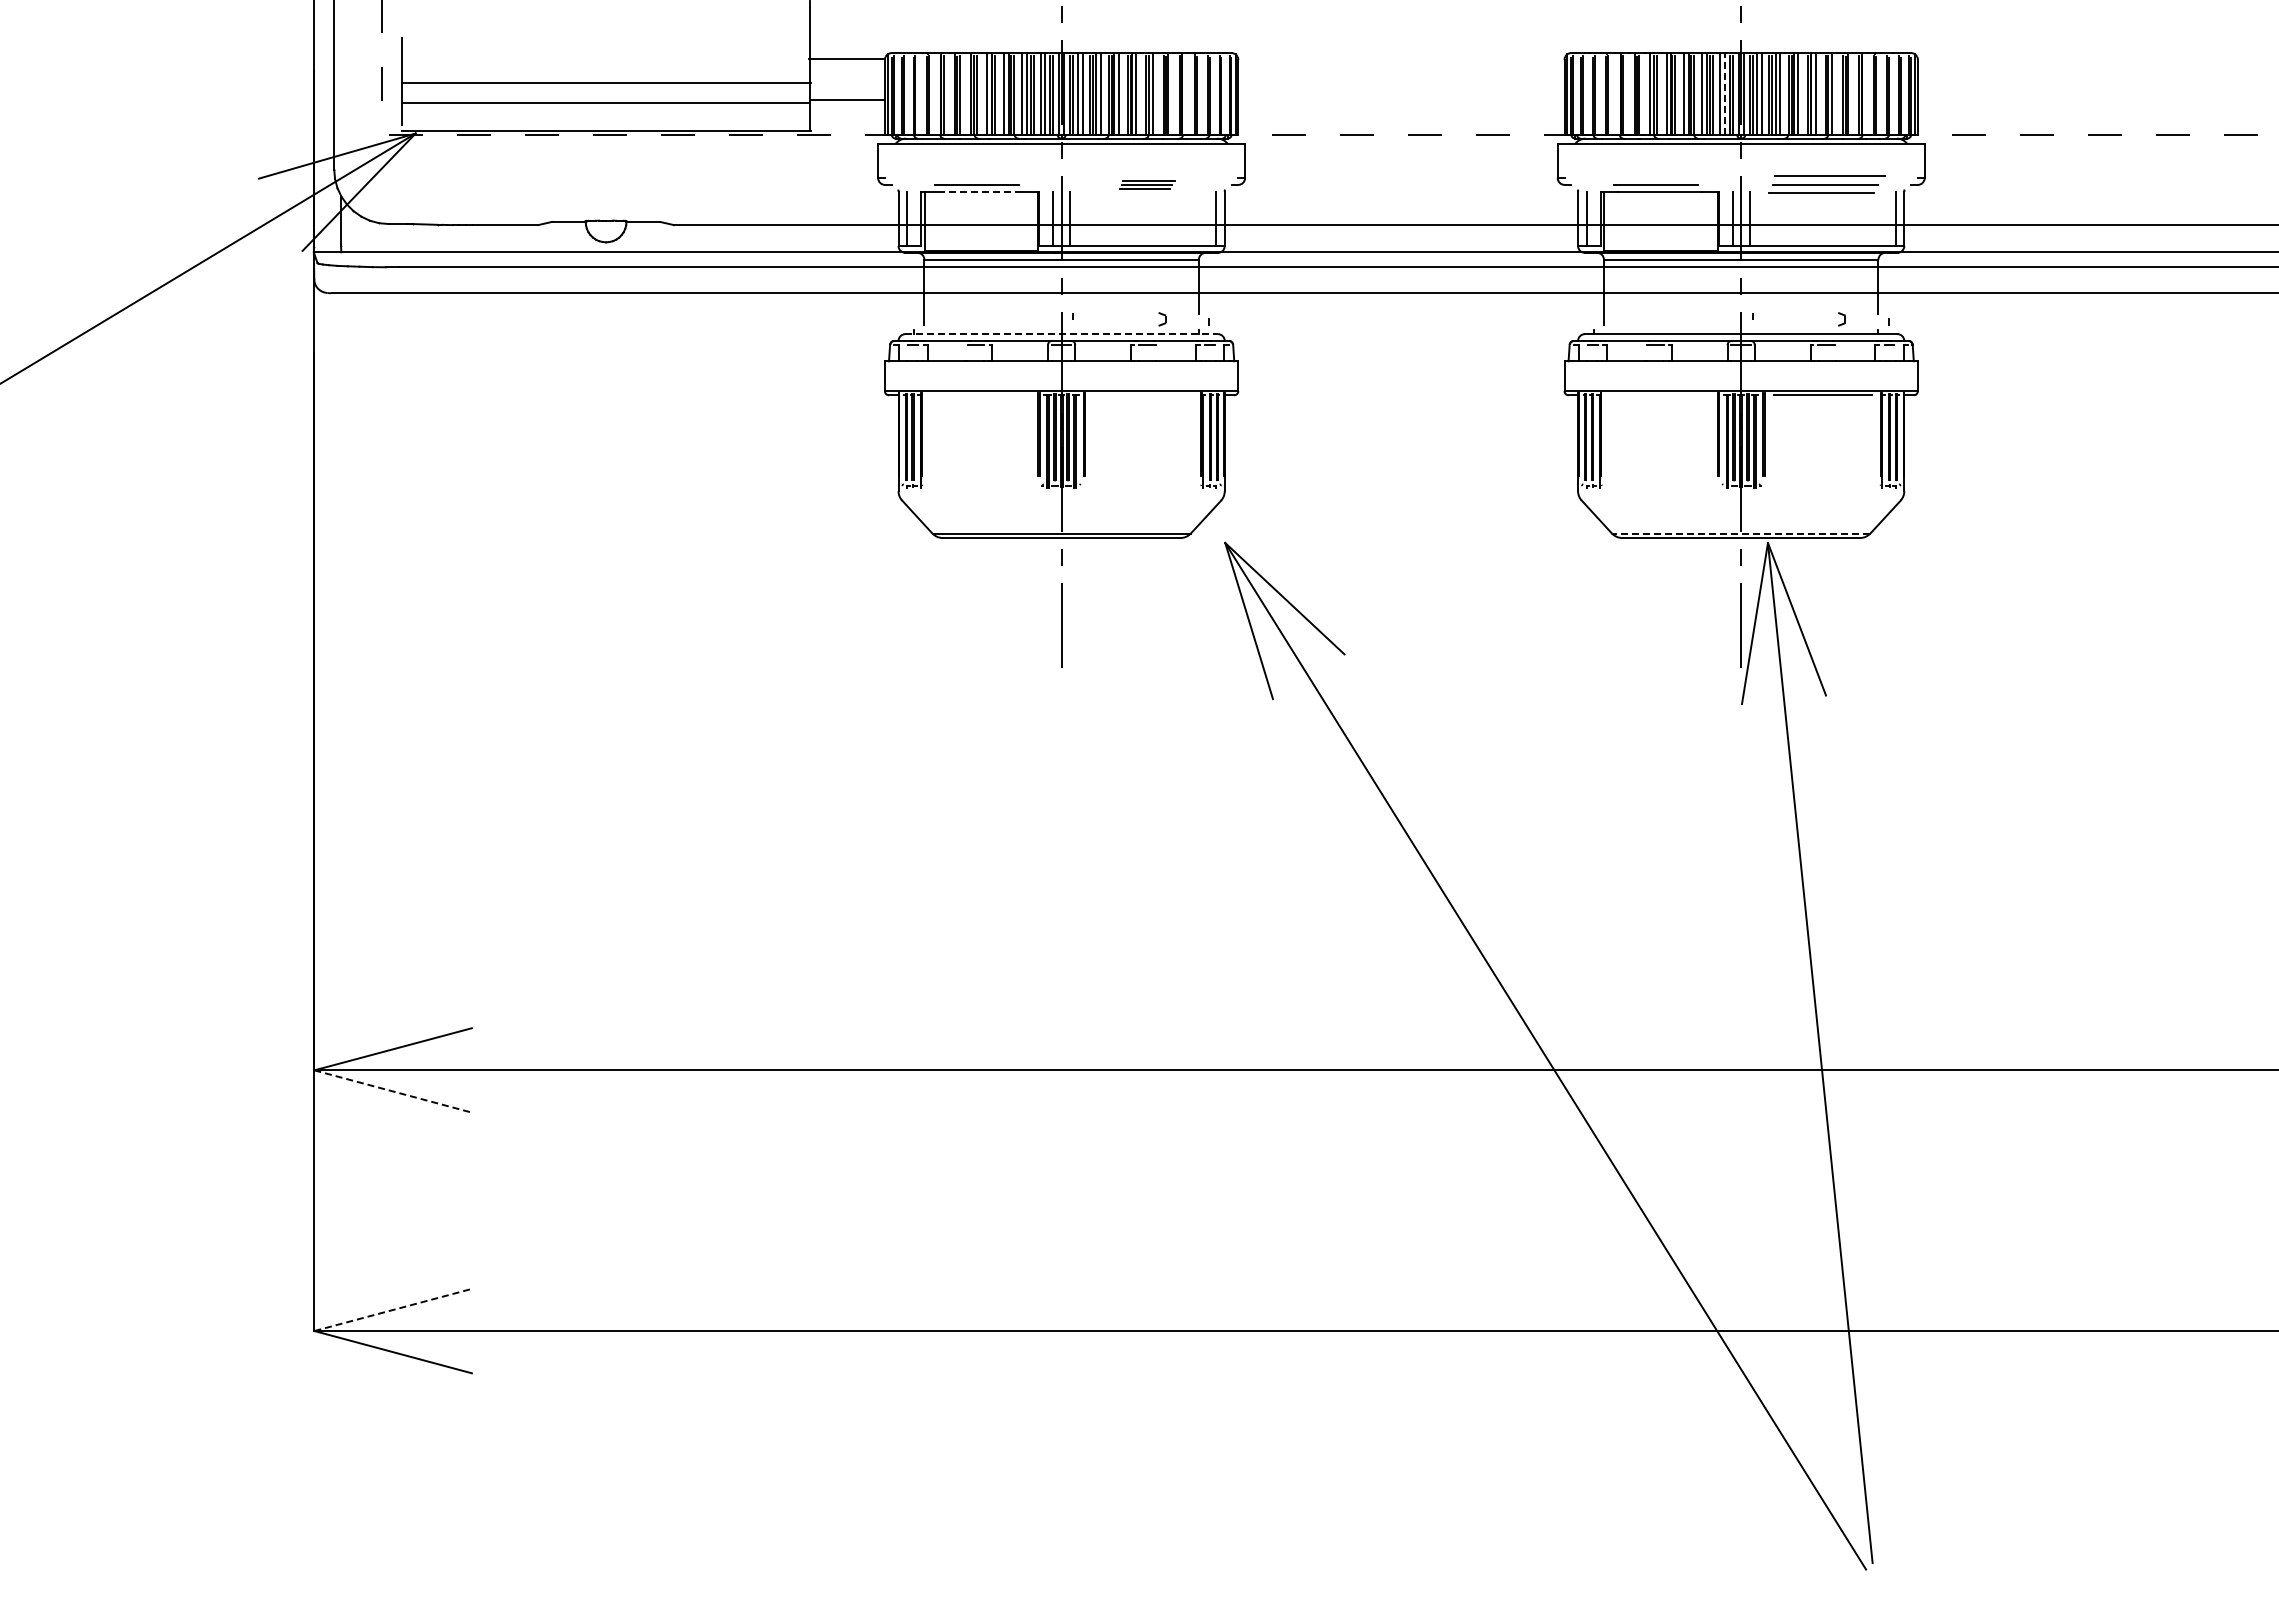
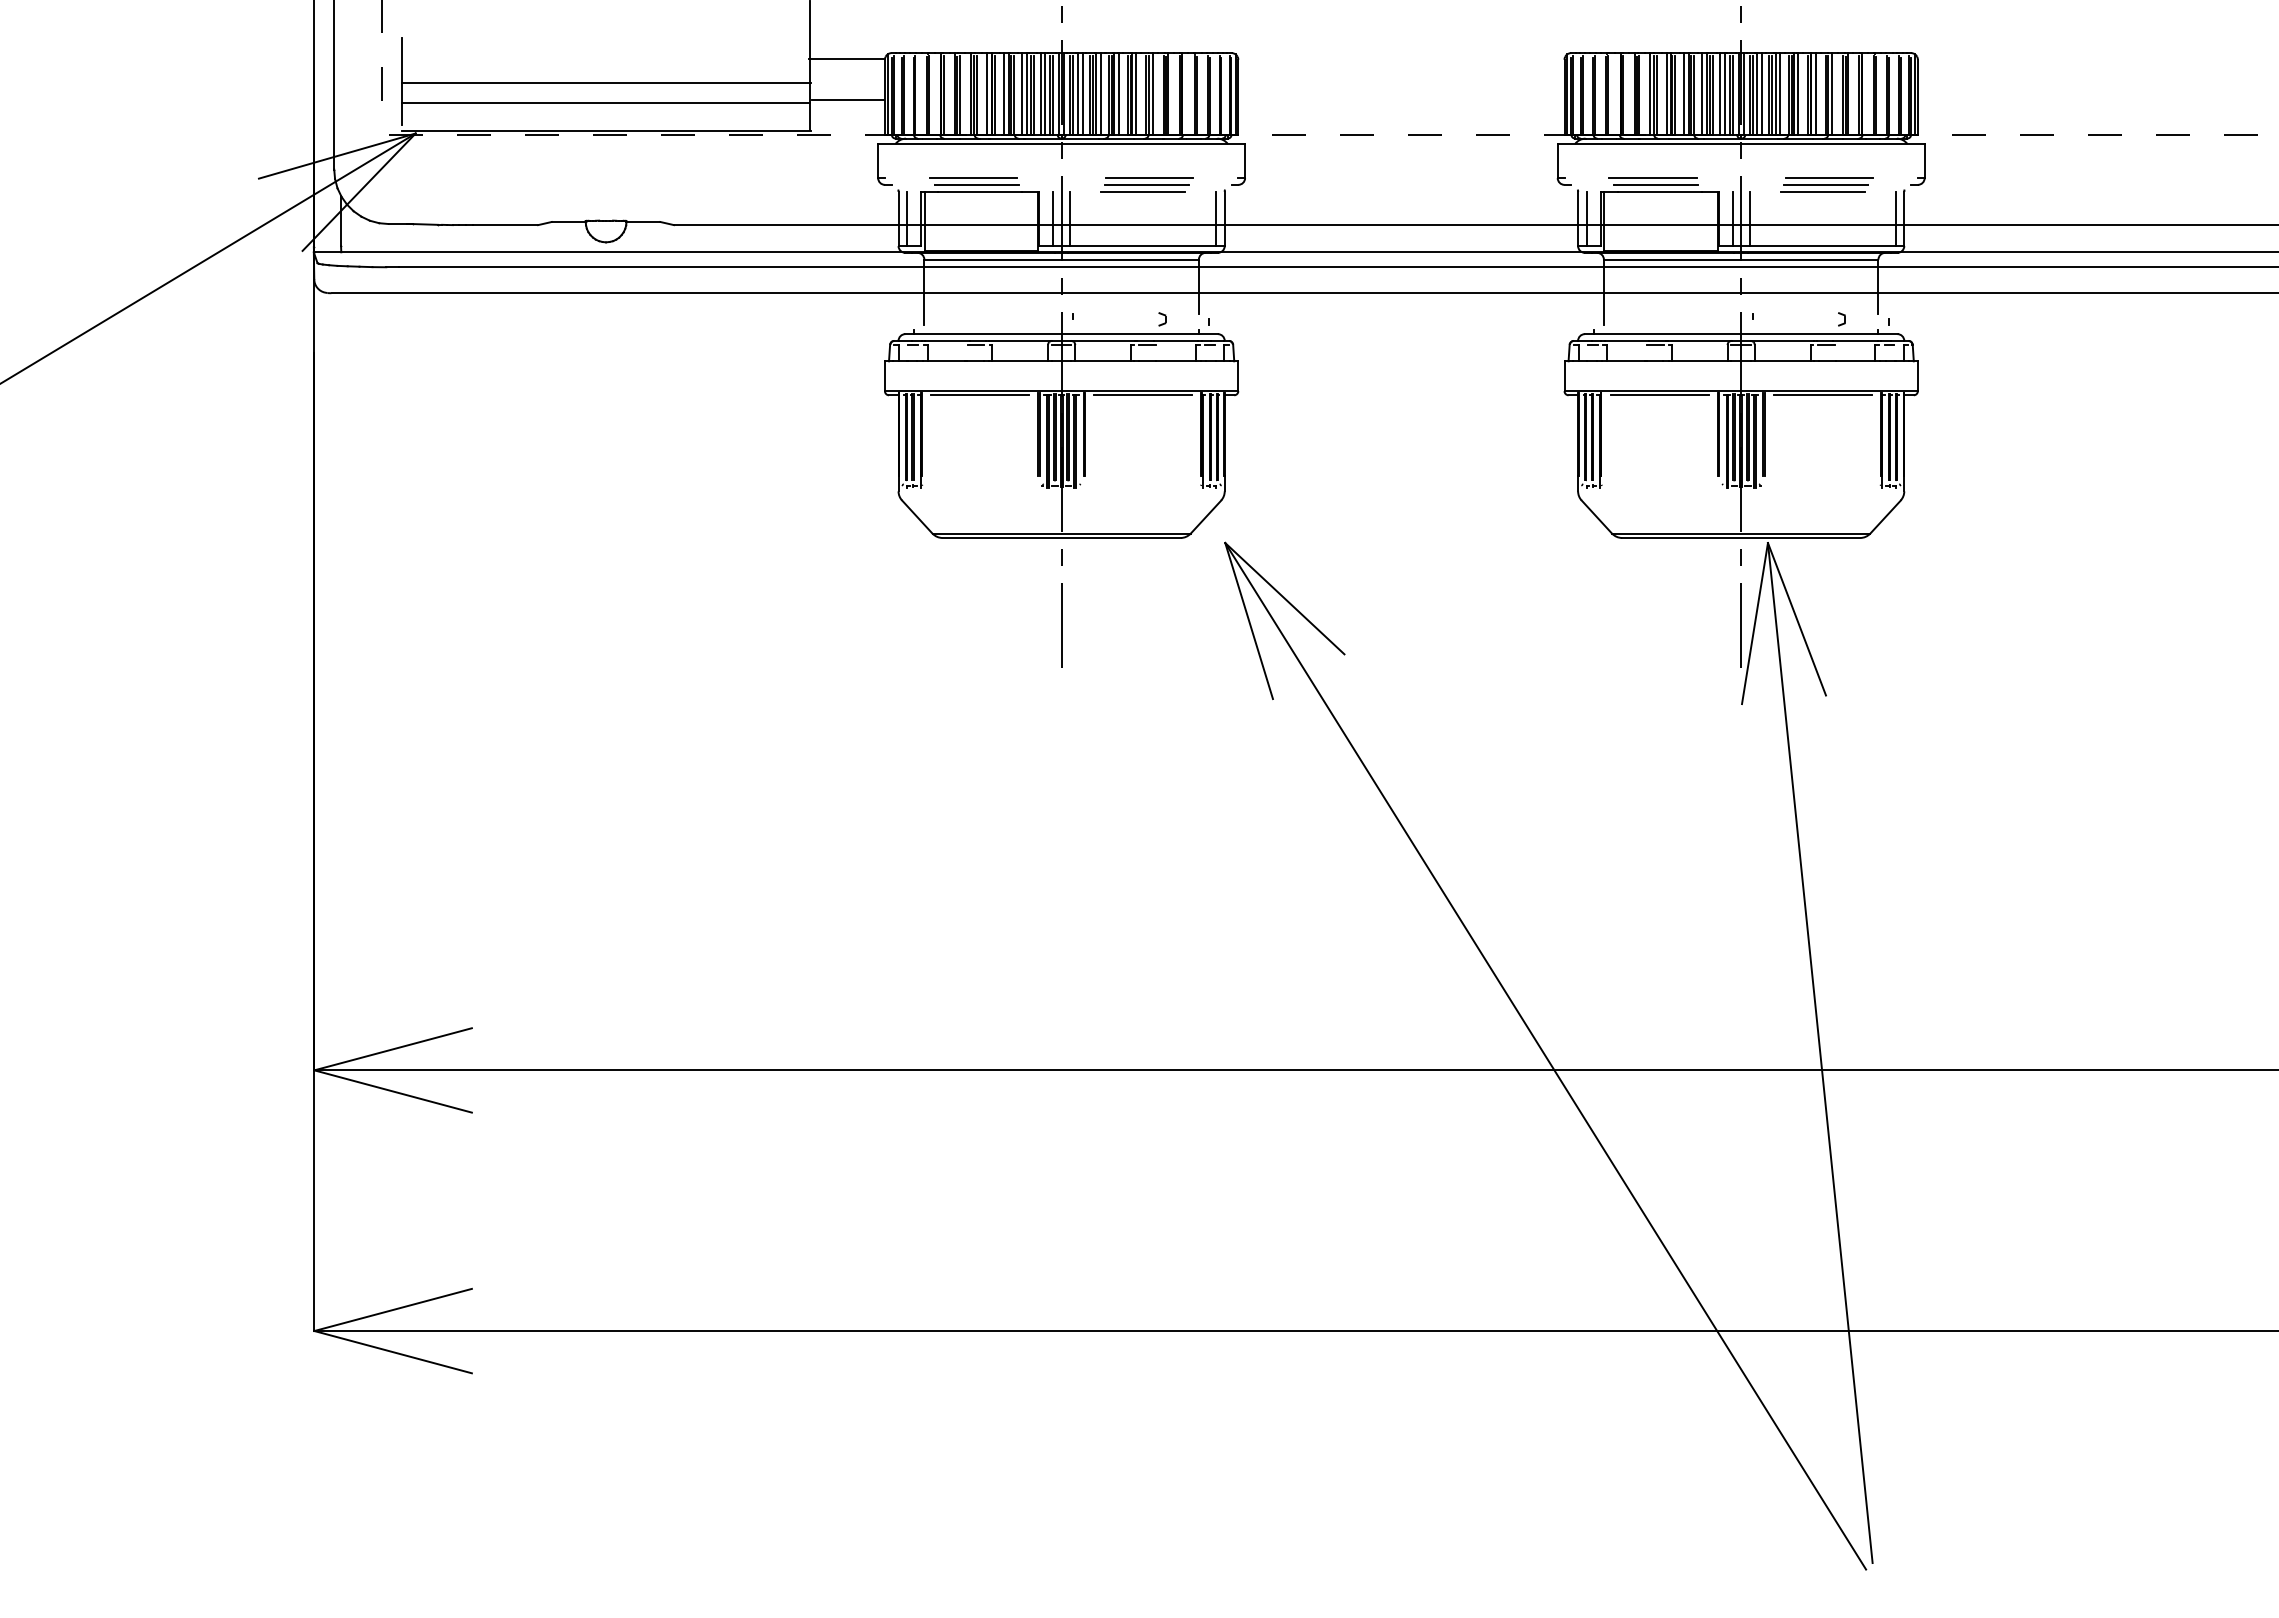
line: dashed -> solid (1725, 93)
line: none -> present (973, 178)
line: none -> present (1652, 178)
part size: 57x10 px -> 94x16 px (1146, 184)
part size: 118x19 px -> 94x16 px (1826, 184)
line: dashed -> solid (980, 191)
line: dashed -> solid (1062, 334)
line: none -> present (980, 395)
line: none -> present (1143, 395)
line: none -> present (1659, 395)
line: dashed -> solid (1740, 533)
line: dashed -> solid (393, 1091)
line: dashed -> solid (393, 1309)
